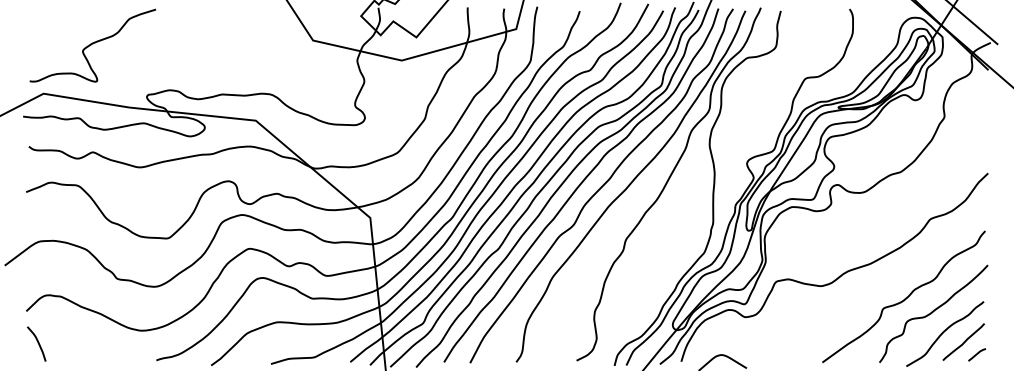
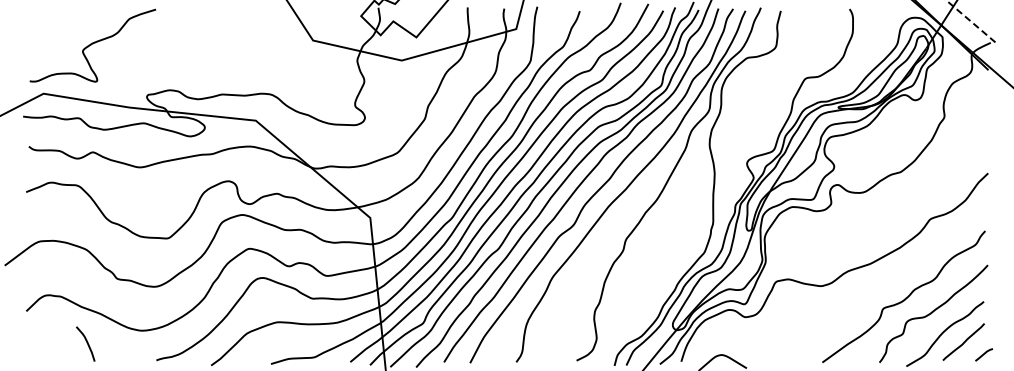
line: solid -> dashed (972, 22)
curve position: (37, 343) -> (86, 343) (86, 343)
line position: (977, 354) -> (984, 354) (984, 354)
